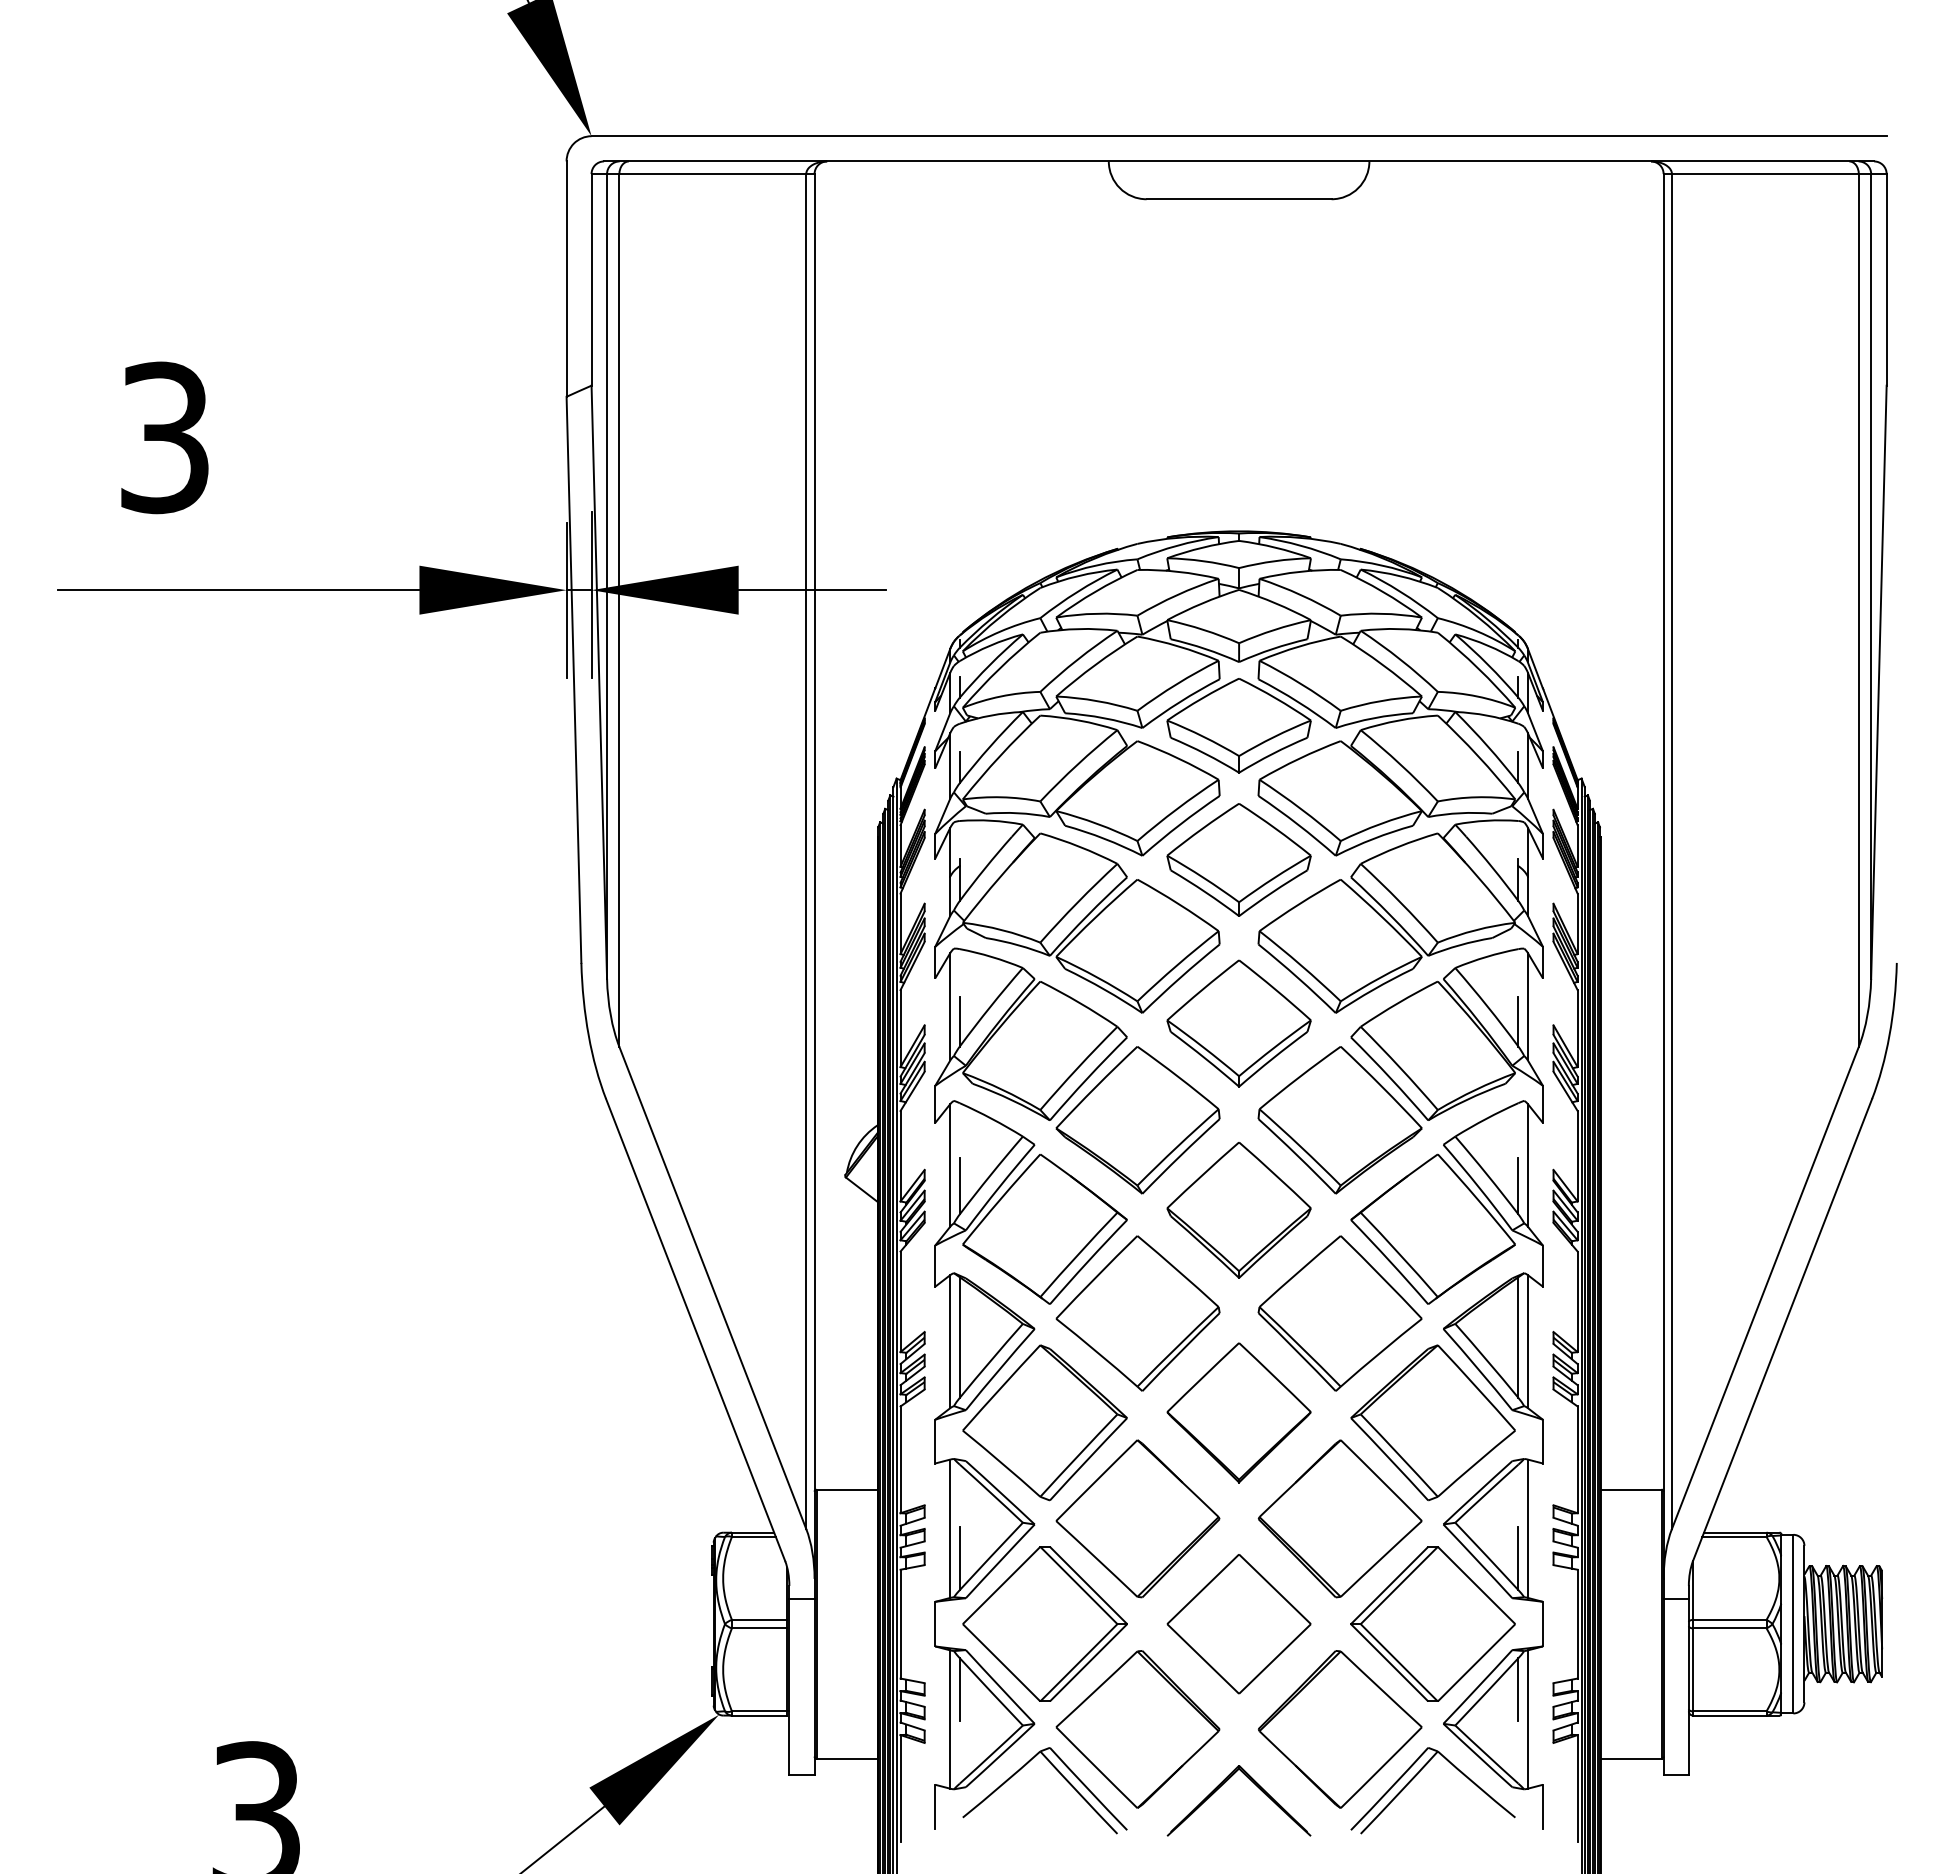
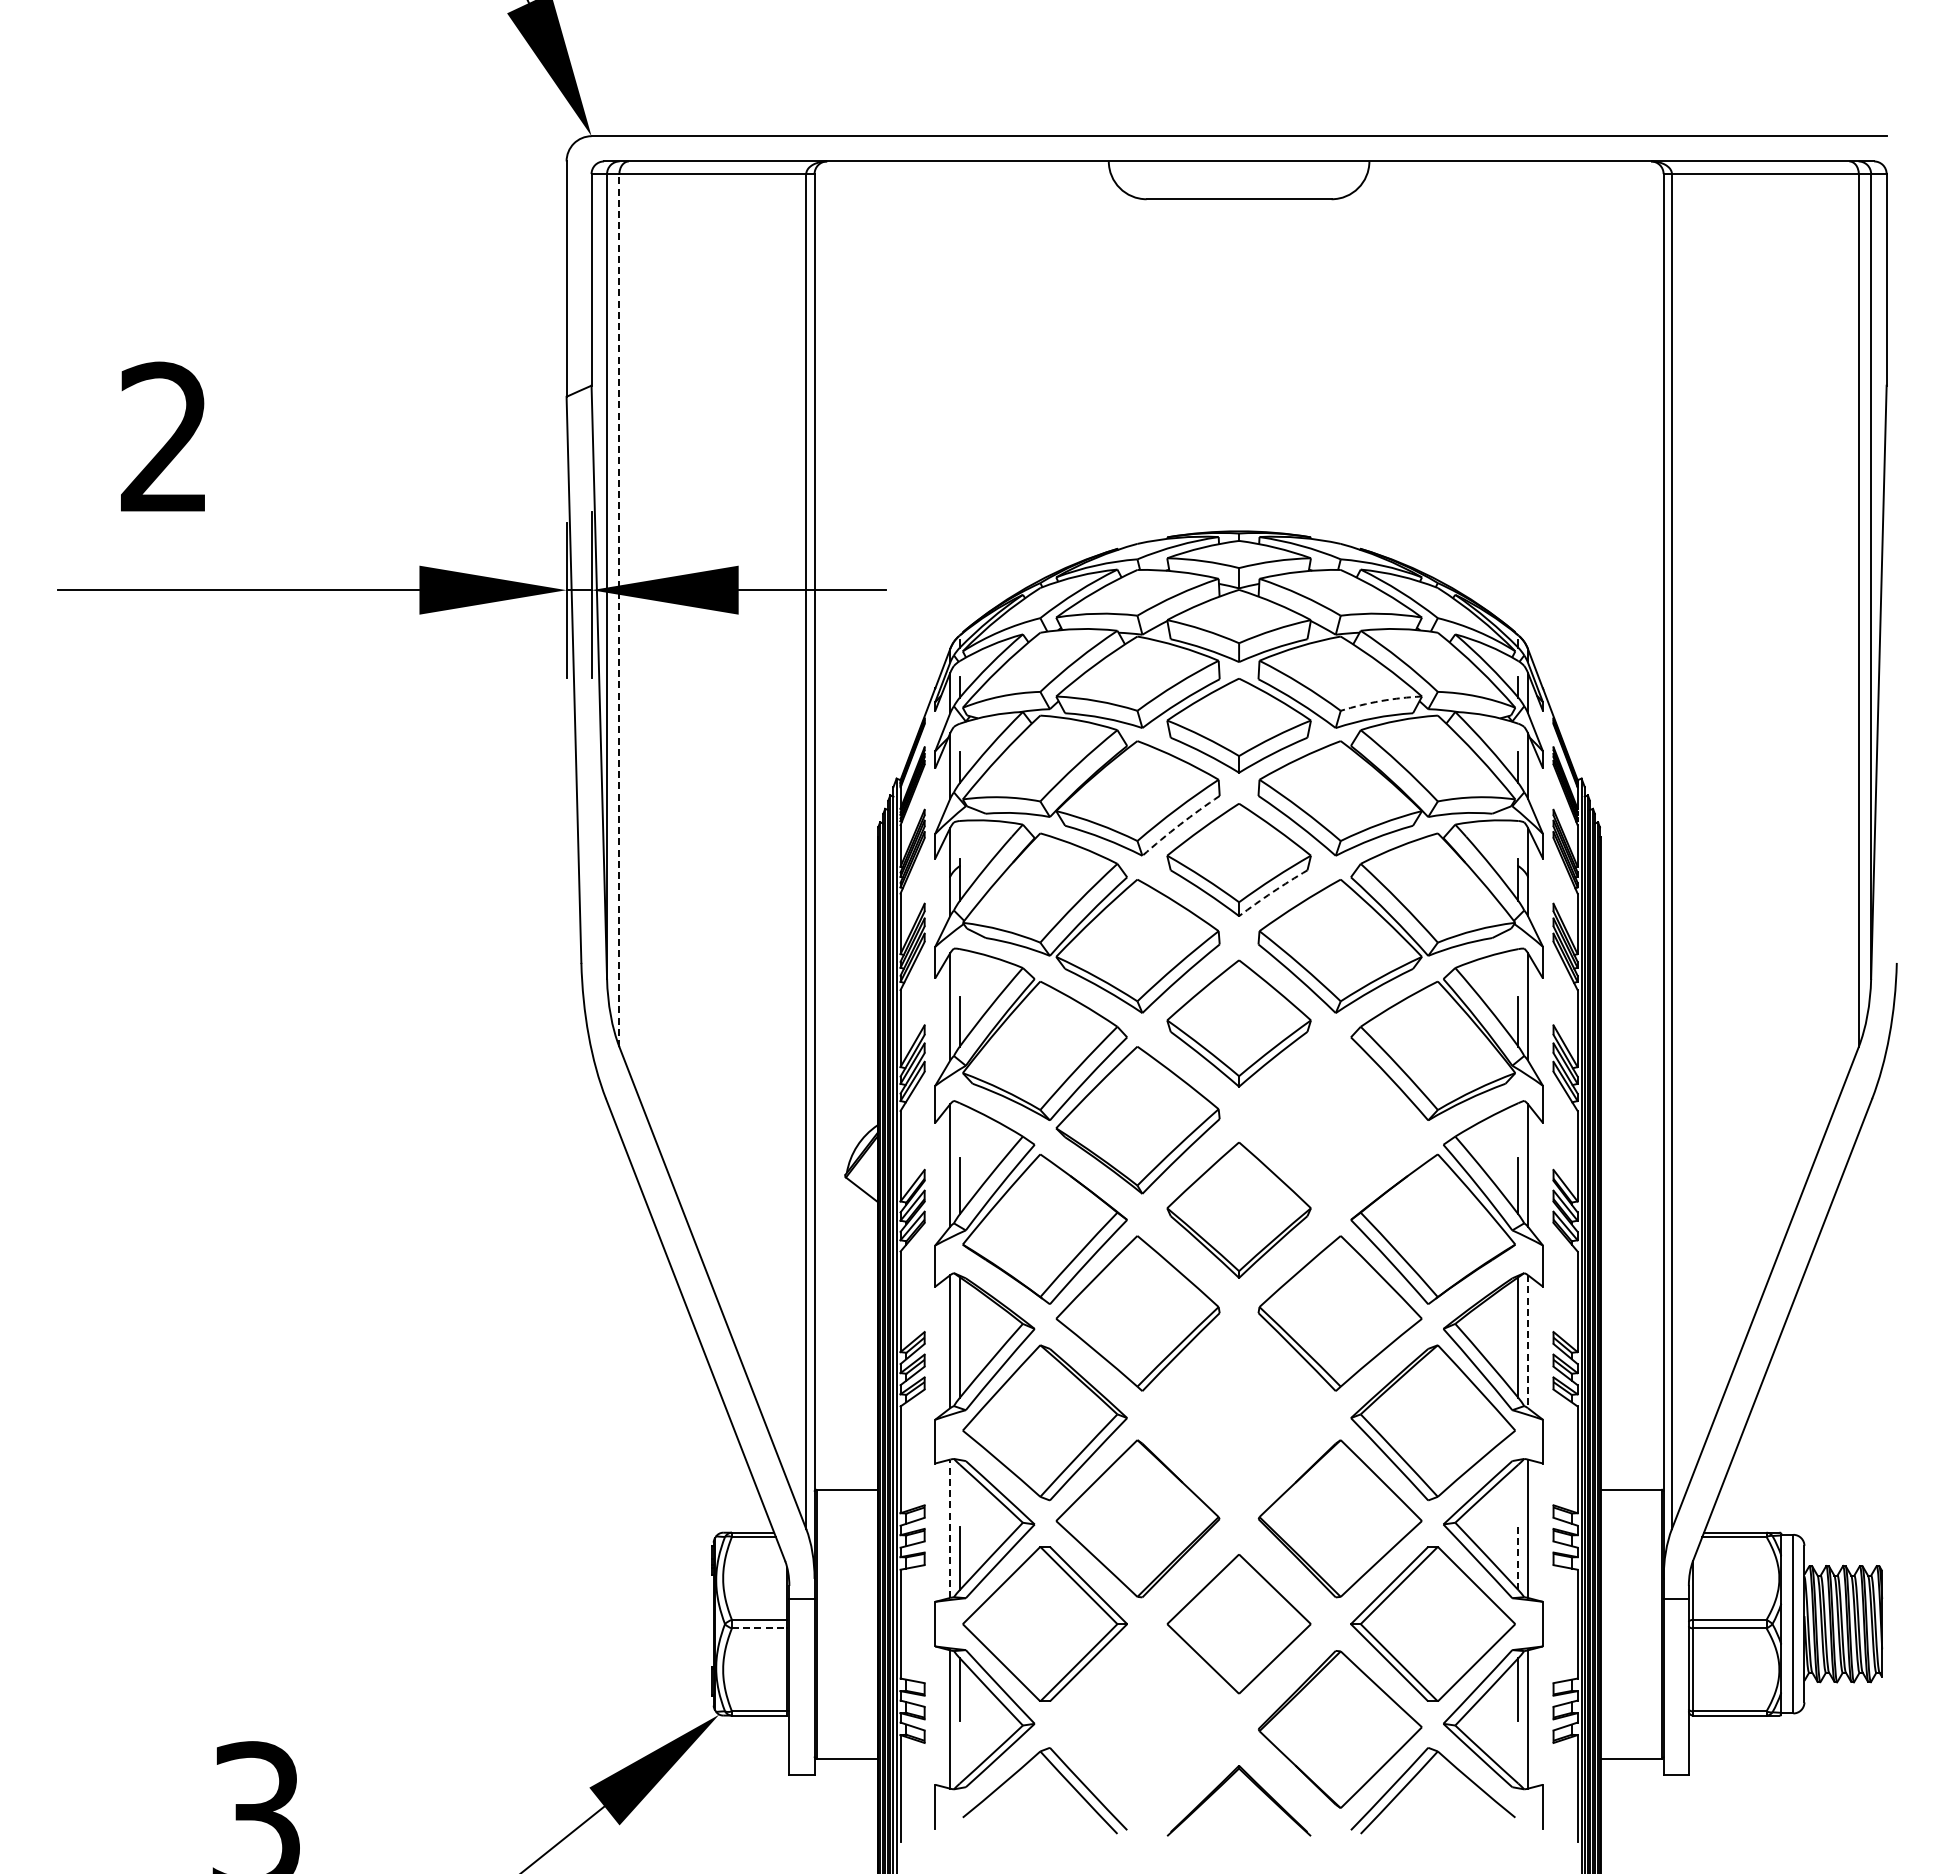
text: 3 -> 2 (164, 437)
line: solid -> dashed (619, 610)
arc: solid -> dashed (1380, 701)
arc: solid -> dashed (1180, 824)
arc: solid -> dashed (1272, 892)
part: present -> none (1339, 1120)
line: solid -> dashed (1527, 1341)
part: present -> none (1238, 1412)
line: solid -> dashed (950, 1528)
line: solid -> dashed (1518, 1558)
line: solid -> dashed (759, 1628)
part: present -> none (1137, 1729)
